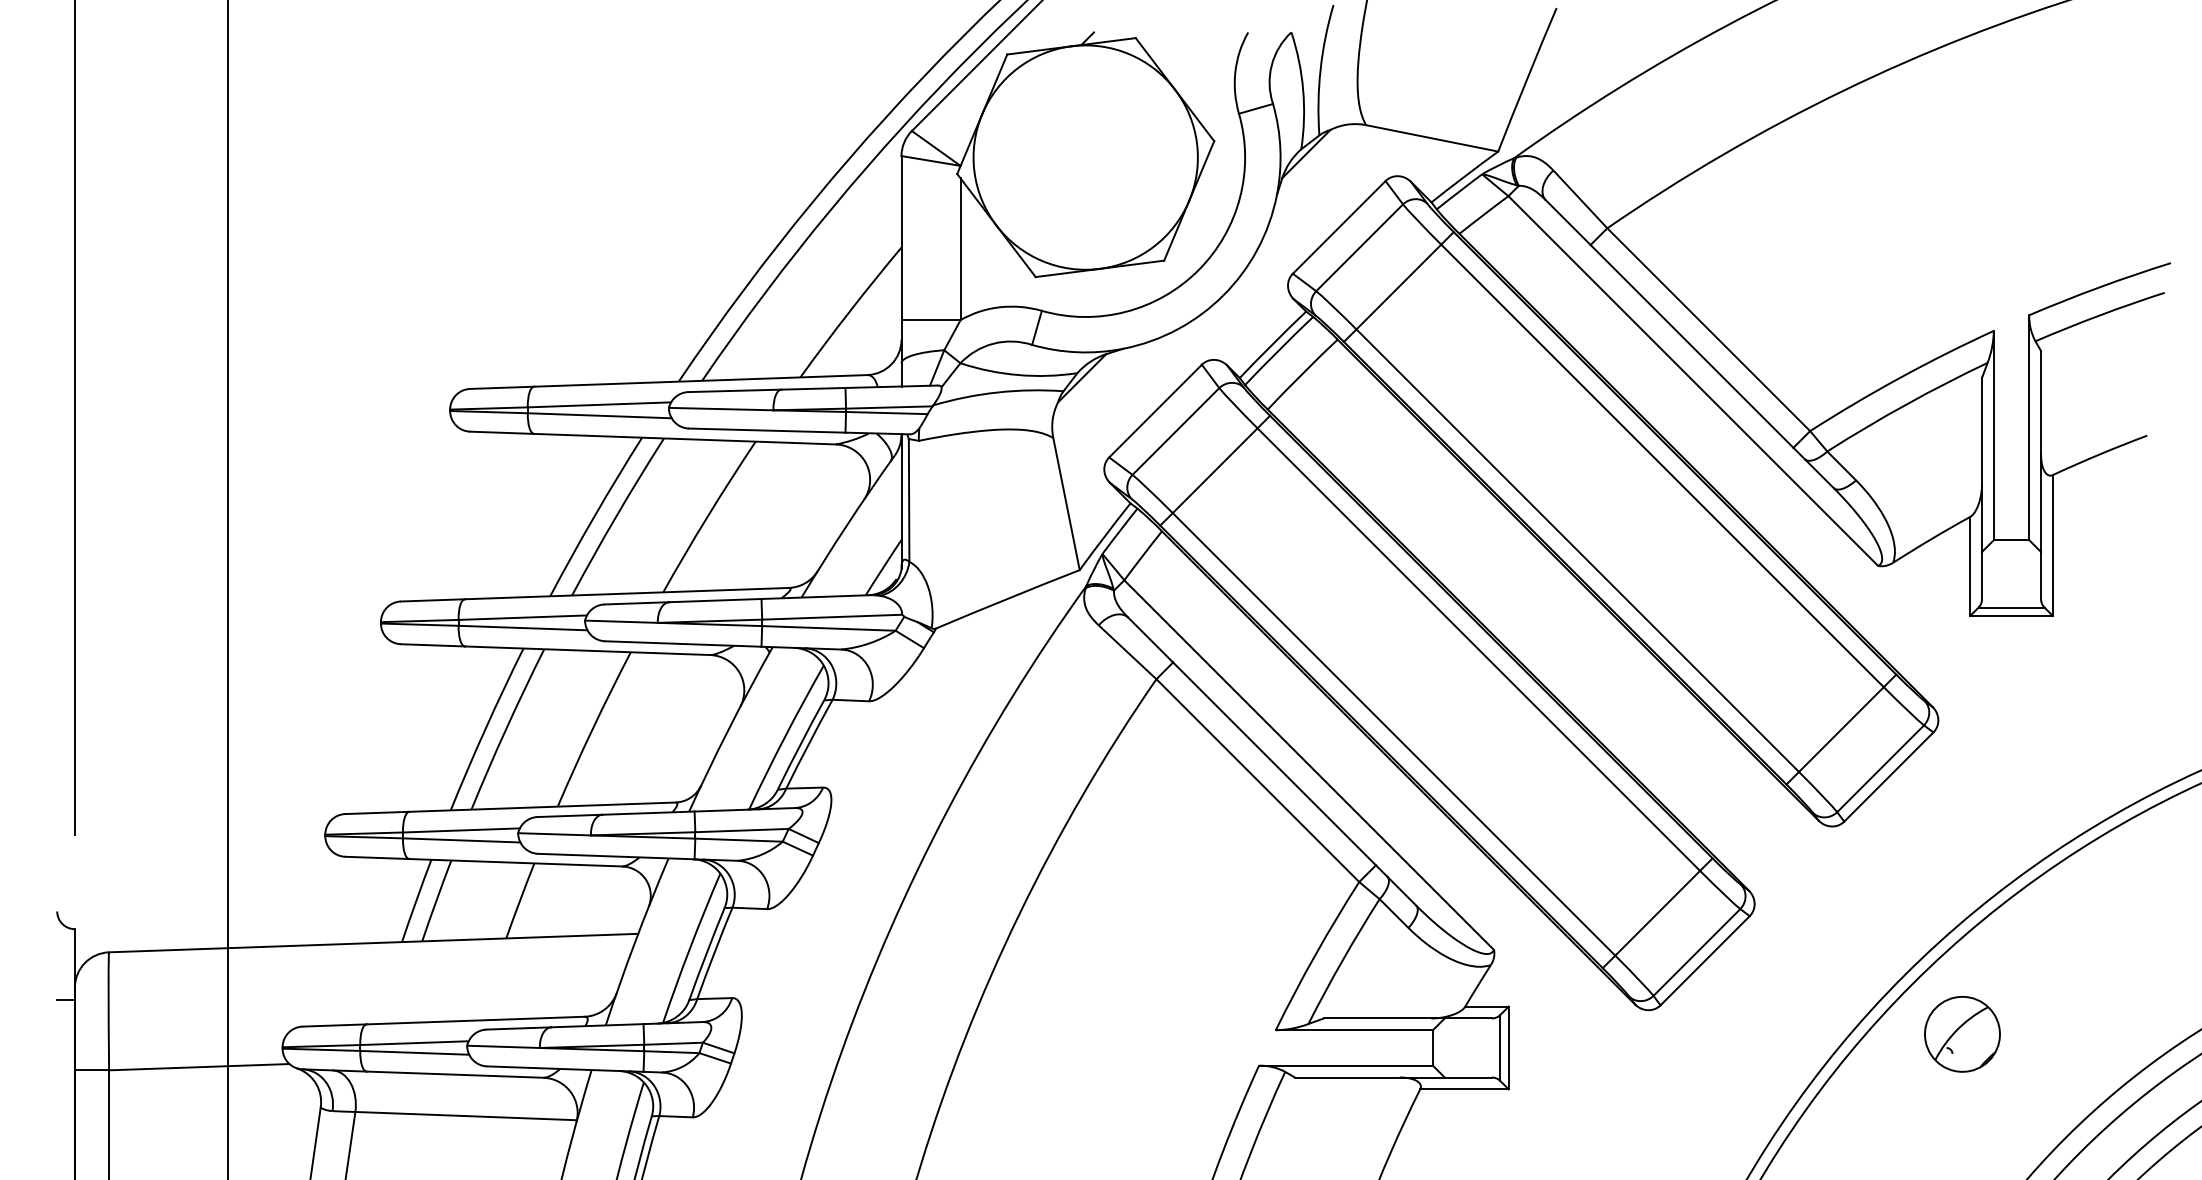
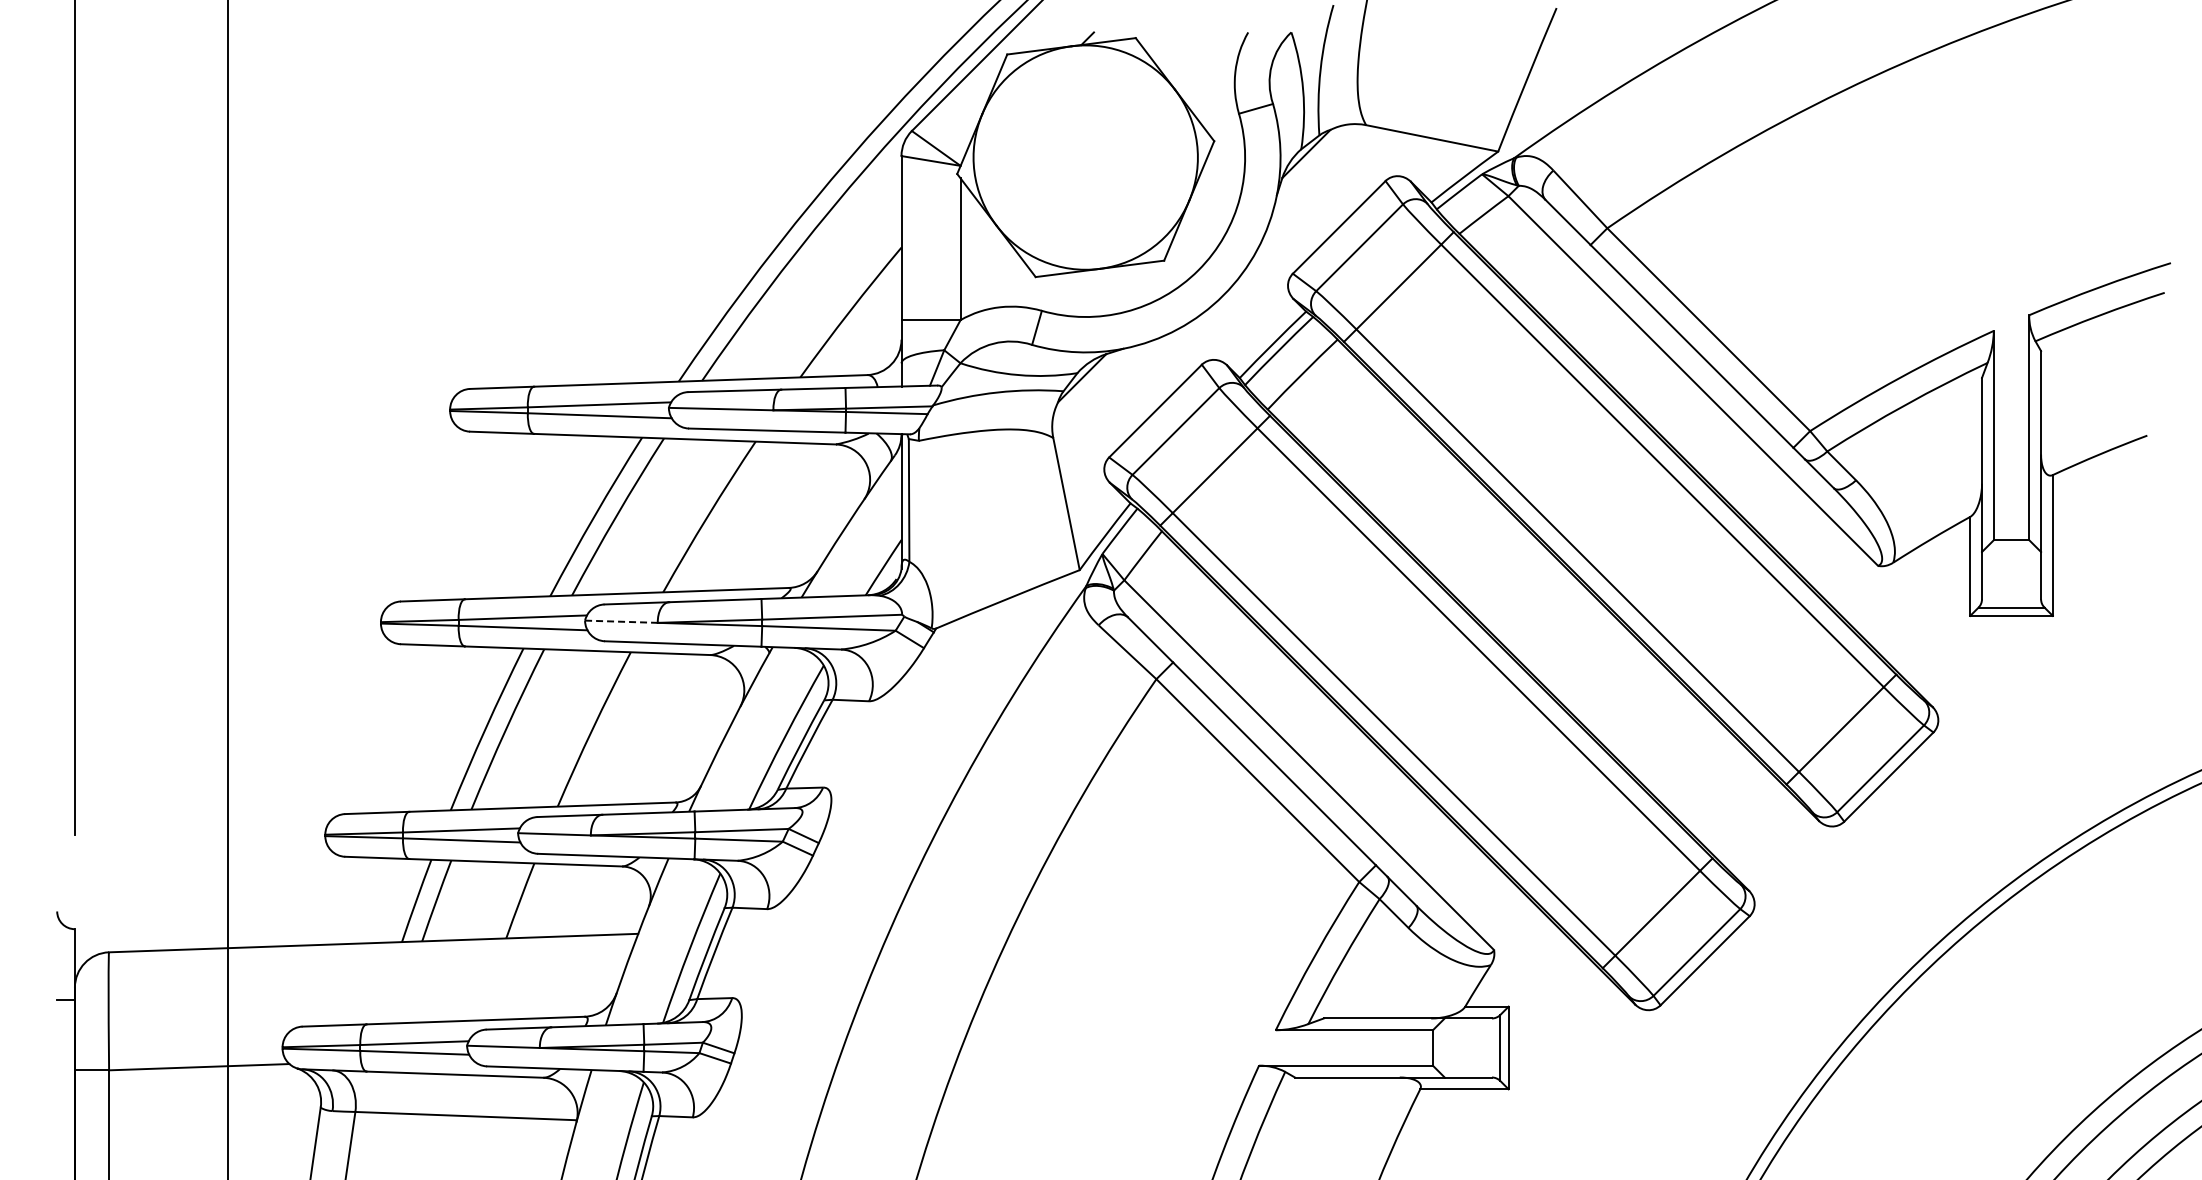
line: solid -> dashed (621, 621)
part: present -> none (1962, 1034)
